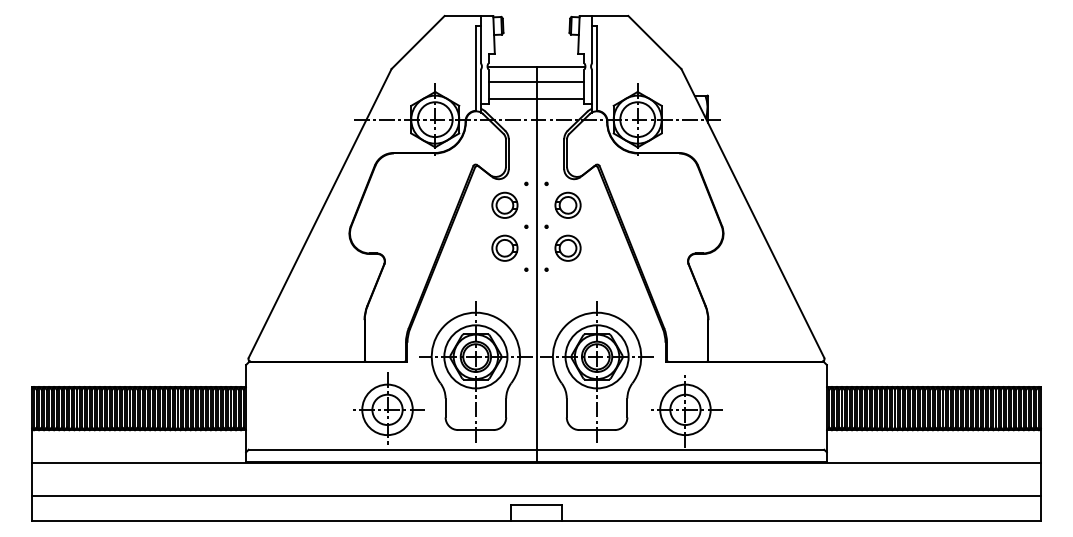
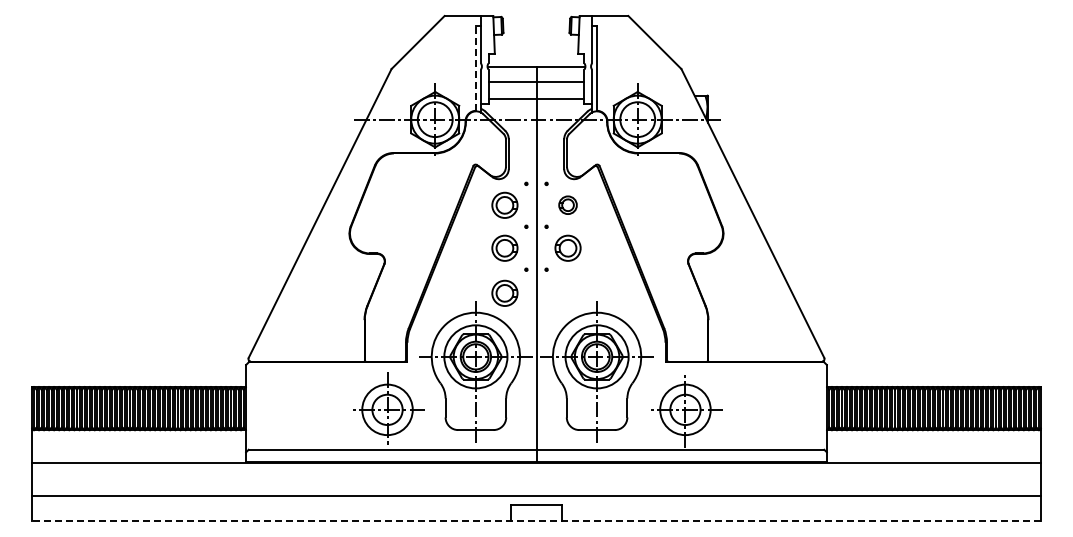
line: solid -> dashed (475, 68)
part size: 28x28 px -> 20x20 px (567, 204)
part: none -> present (504, 292)
line: solid -> dashed (536, 520)
